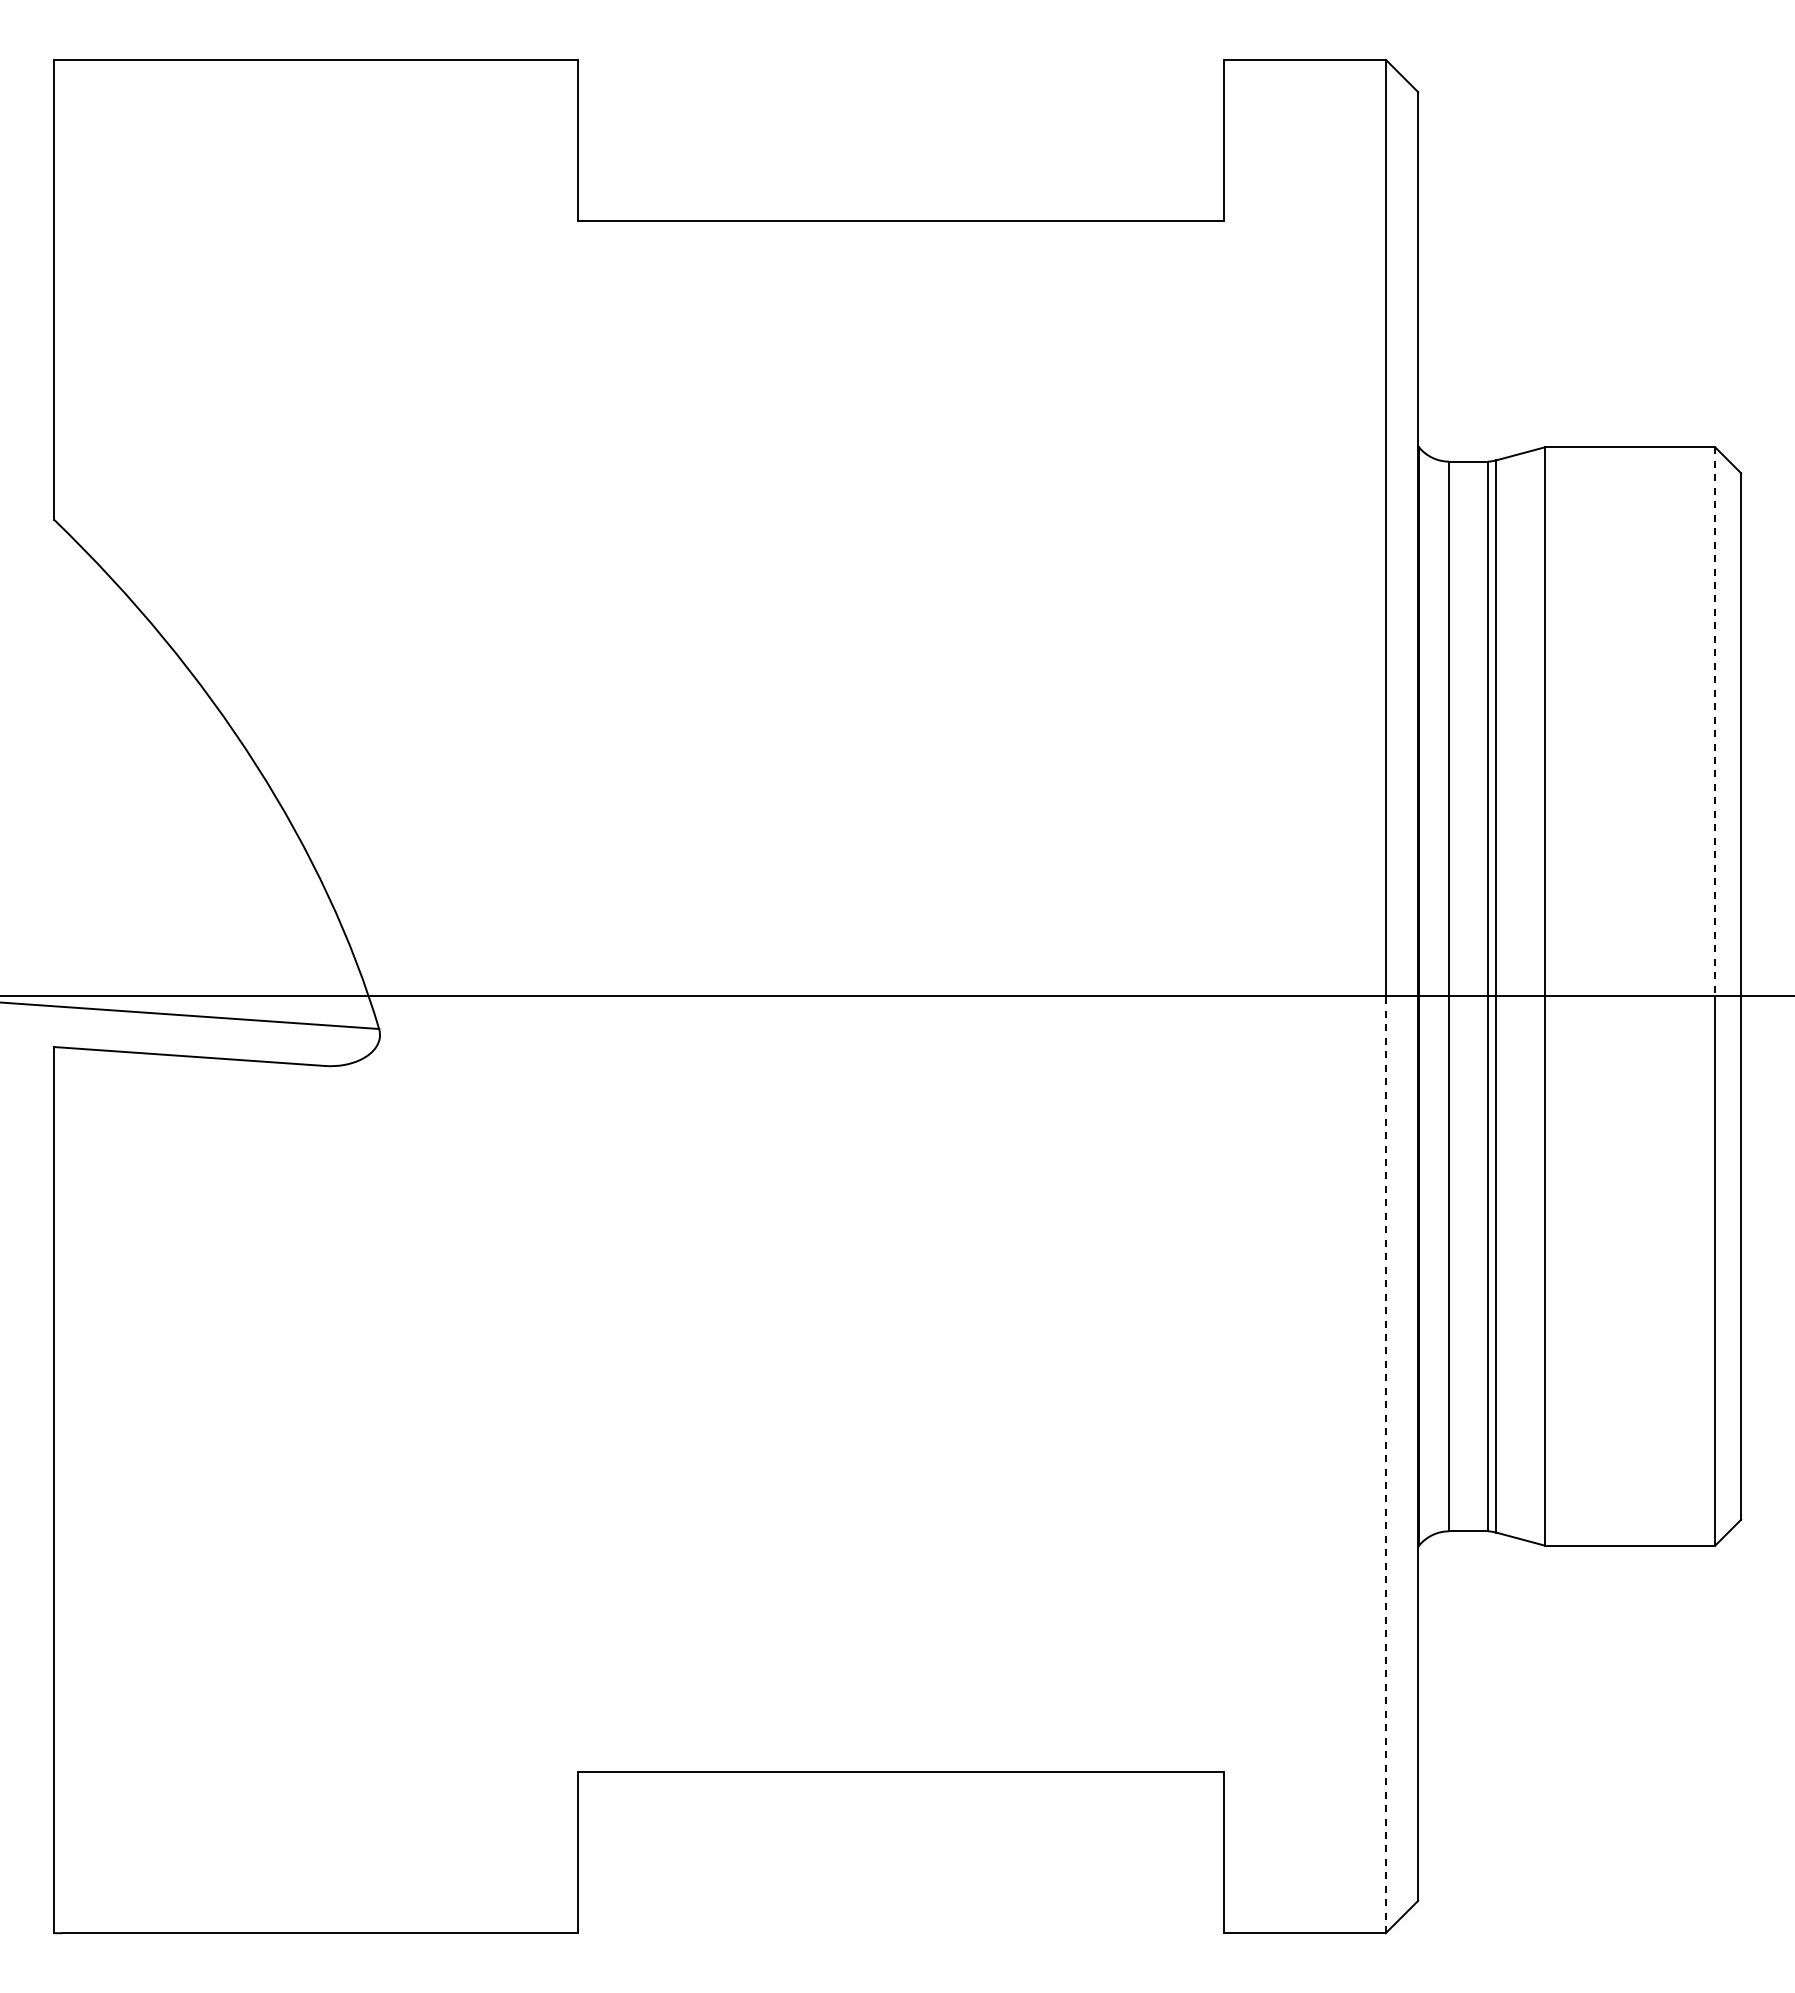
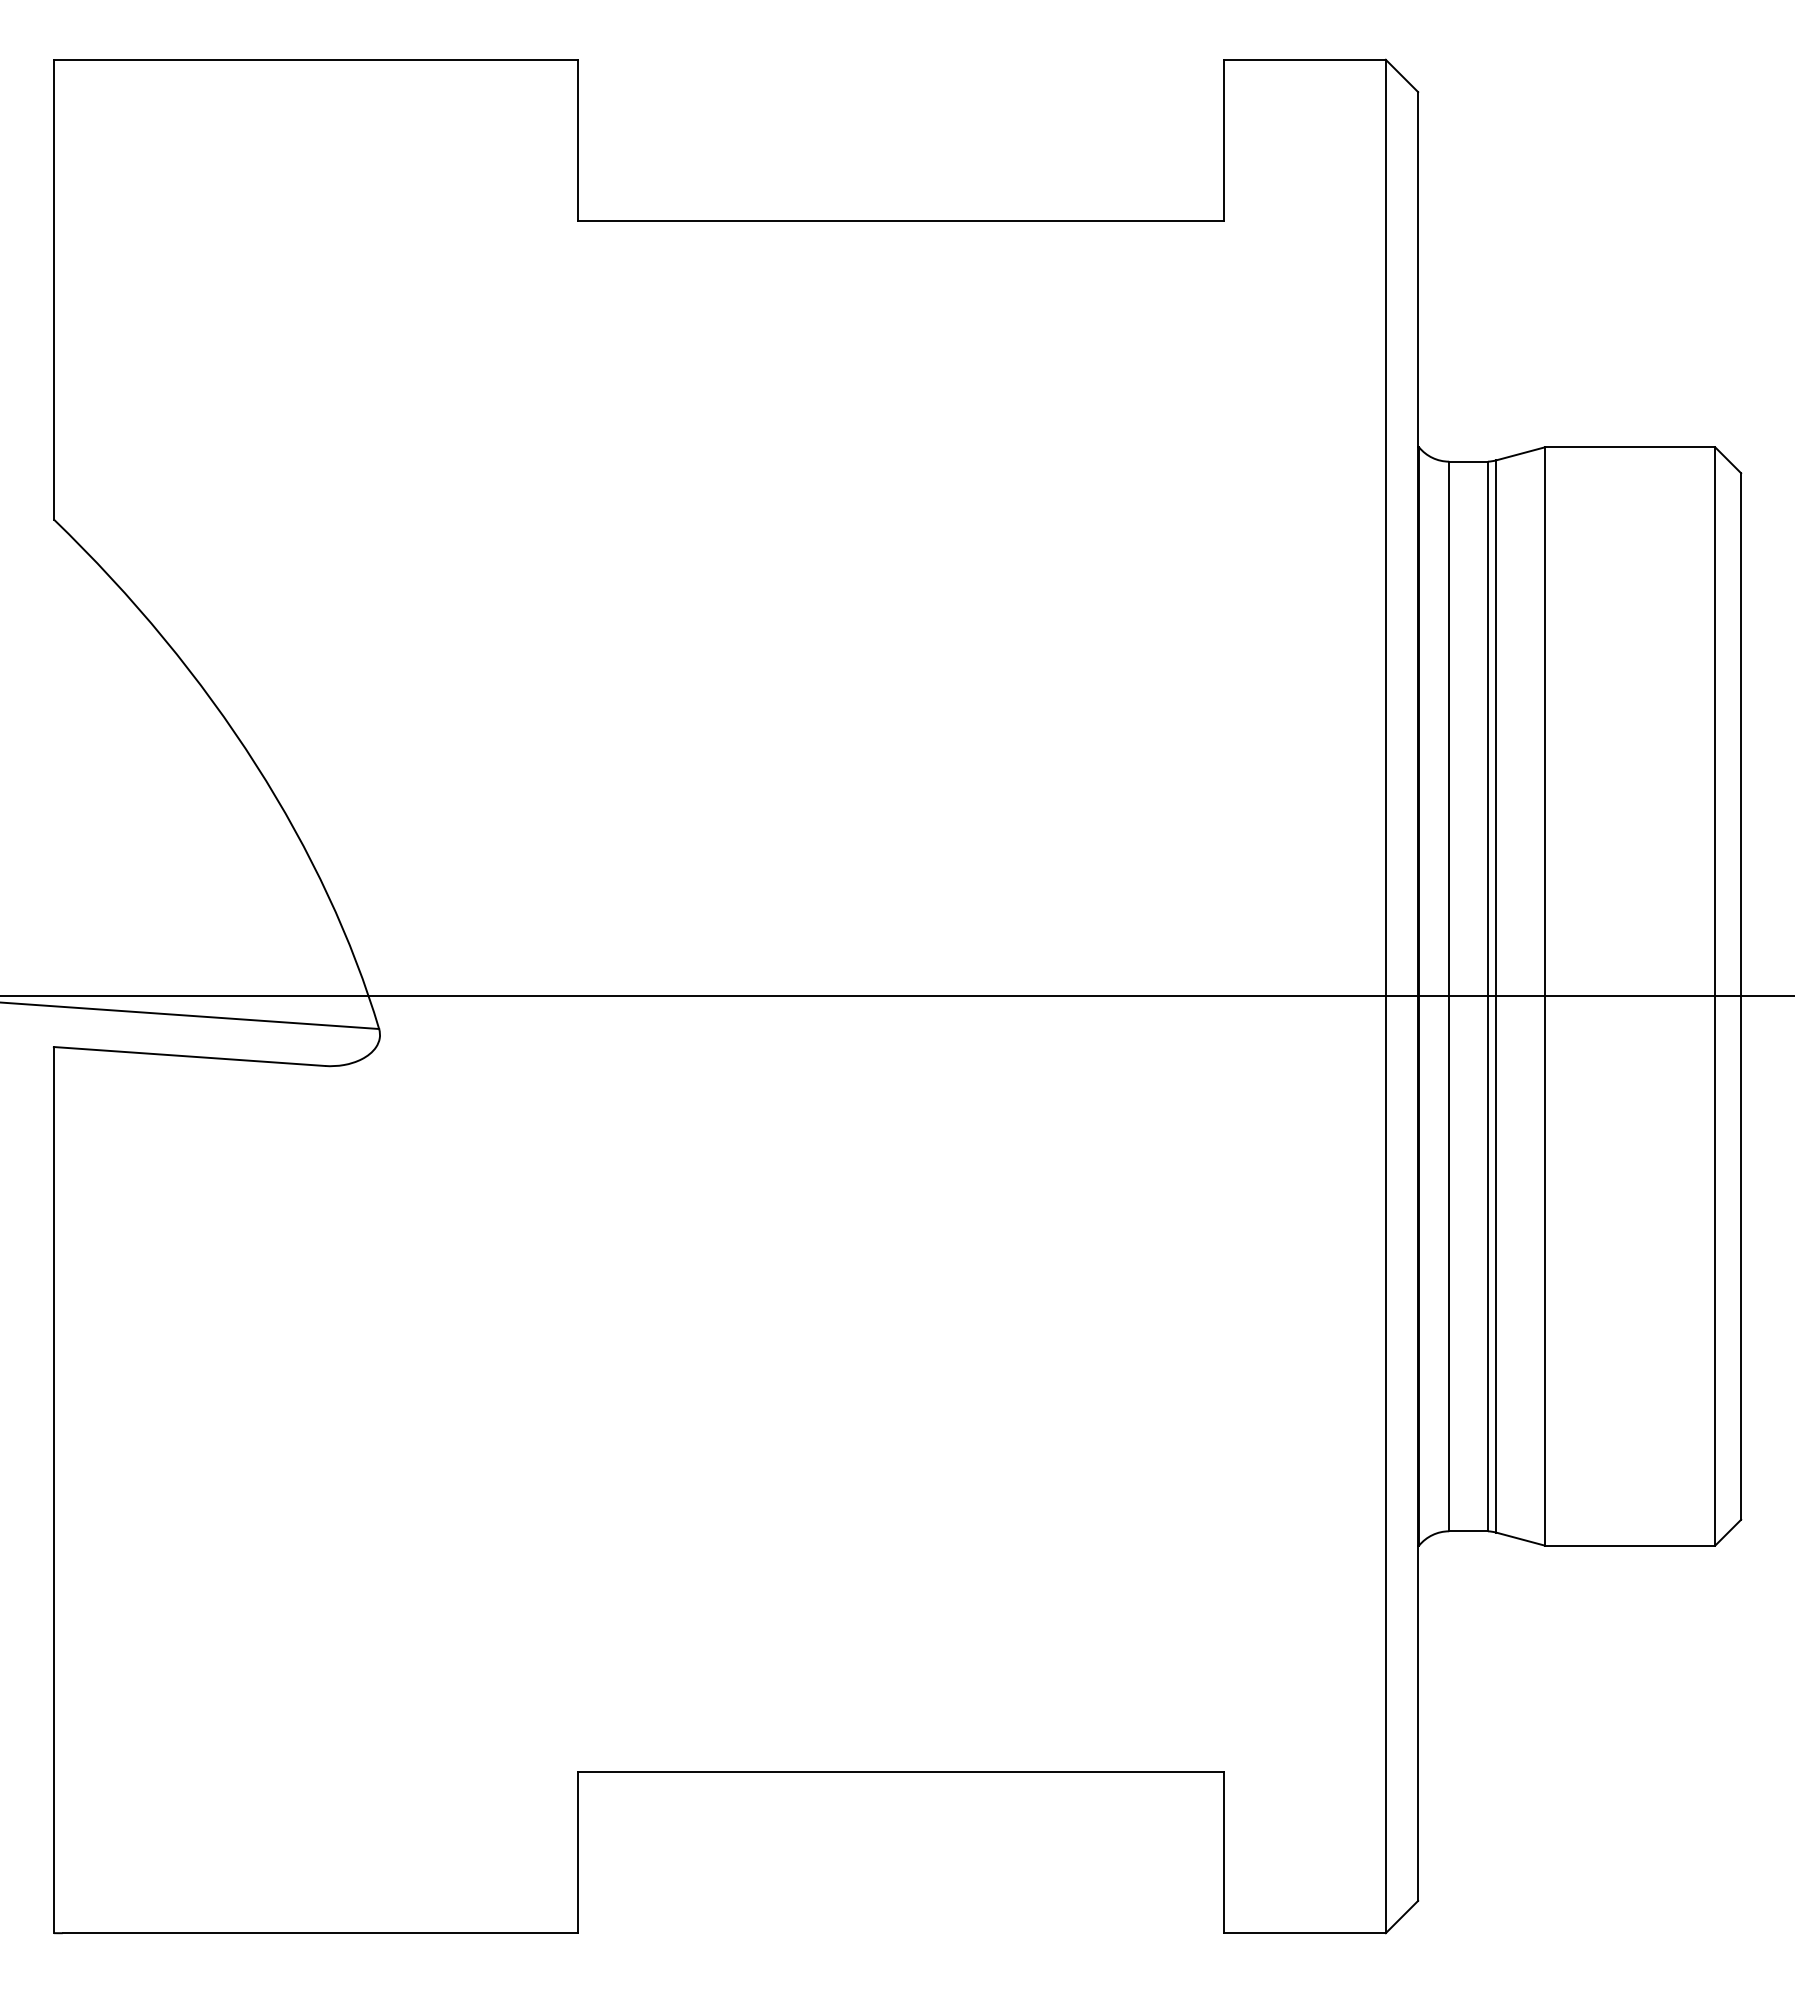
line: dashed -> solid (1715, 721)
line: dashed -> solid (1385, 1464)
